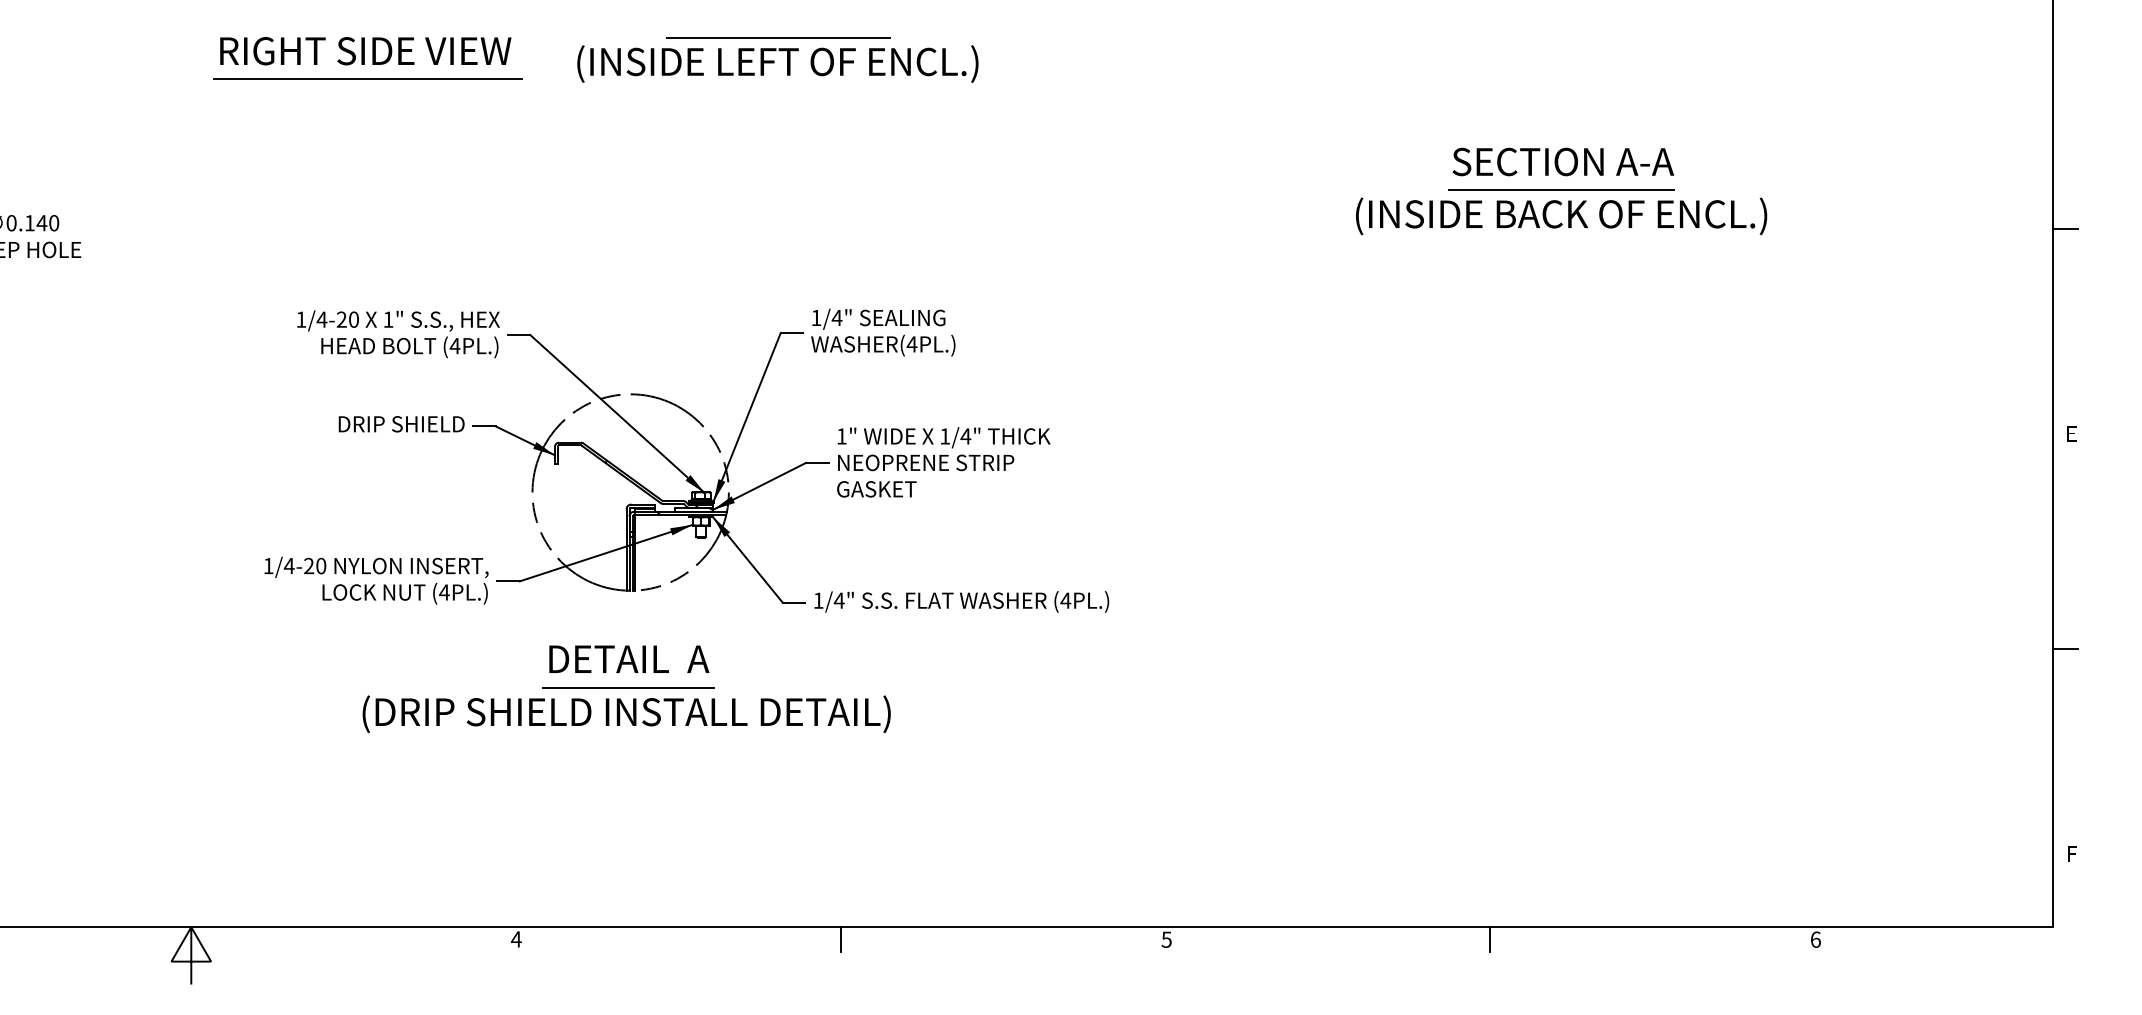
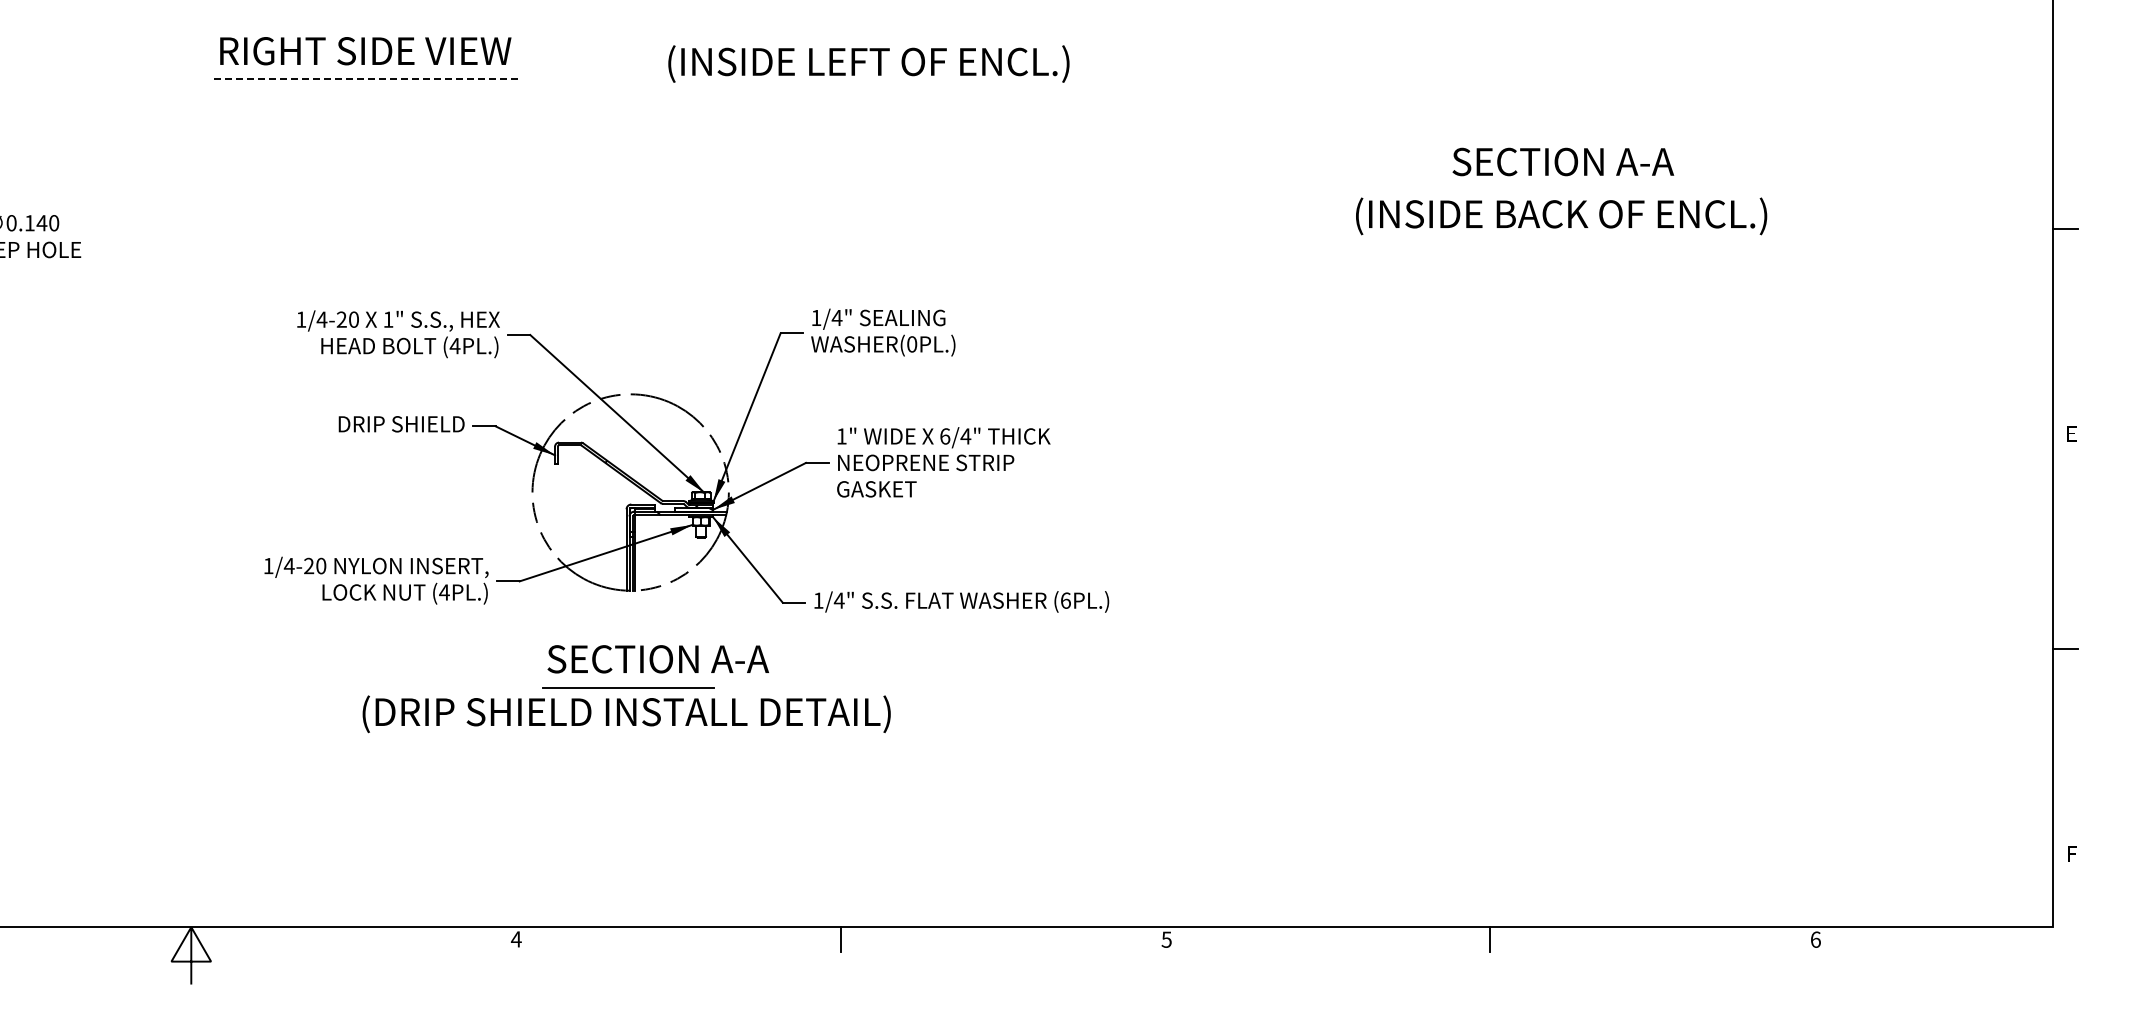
line: present -> none (778, 37)
text position: (777, 63) -> (868, 63) (868, 63)
line: solid -> dashed (368, 79)
line: present -> none (1561, 189)
text: (4PL.) -> (0PL.) (911, 344)
text: 1/4" -> 6/4" (945, 436)
text: (4PL.) -> (6PL.) (1065, 600)
text: DETAIL  A -> SECTION A-A (658, 659)
